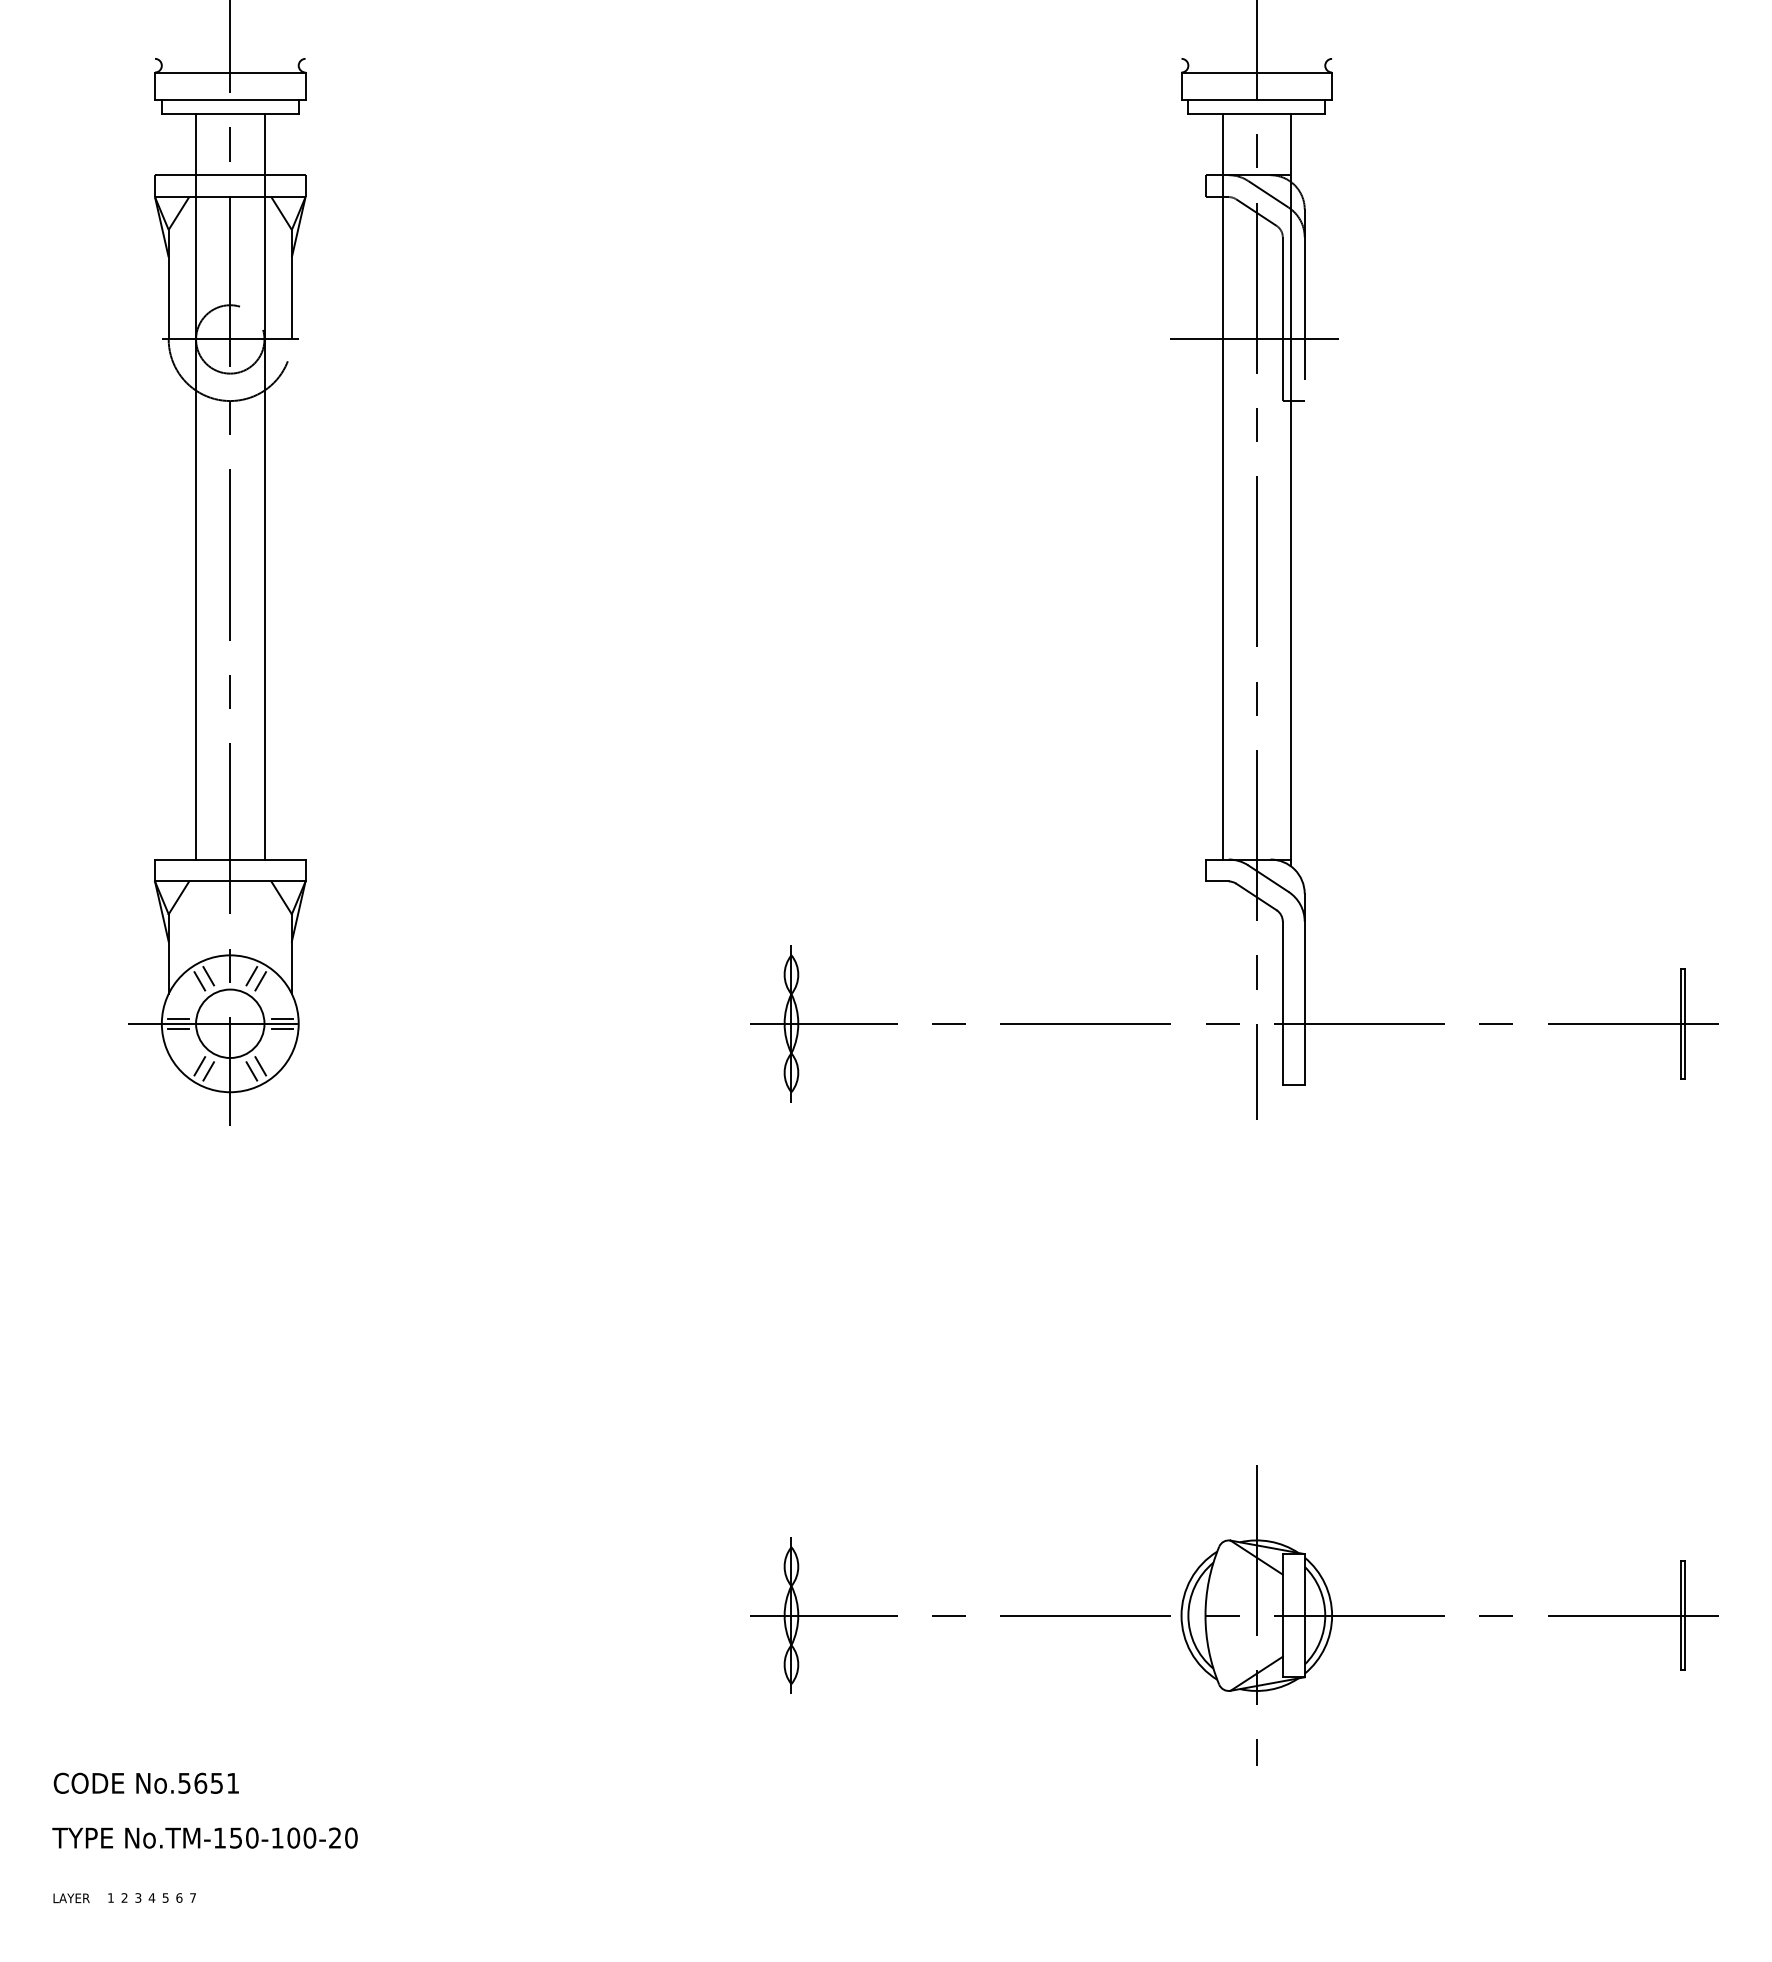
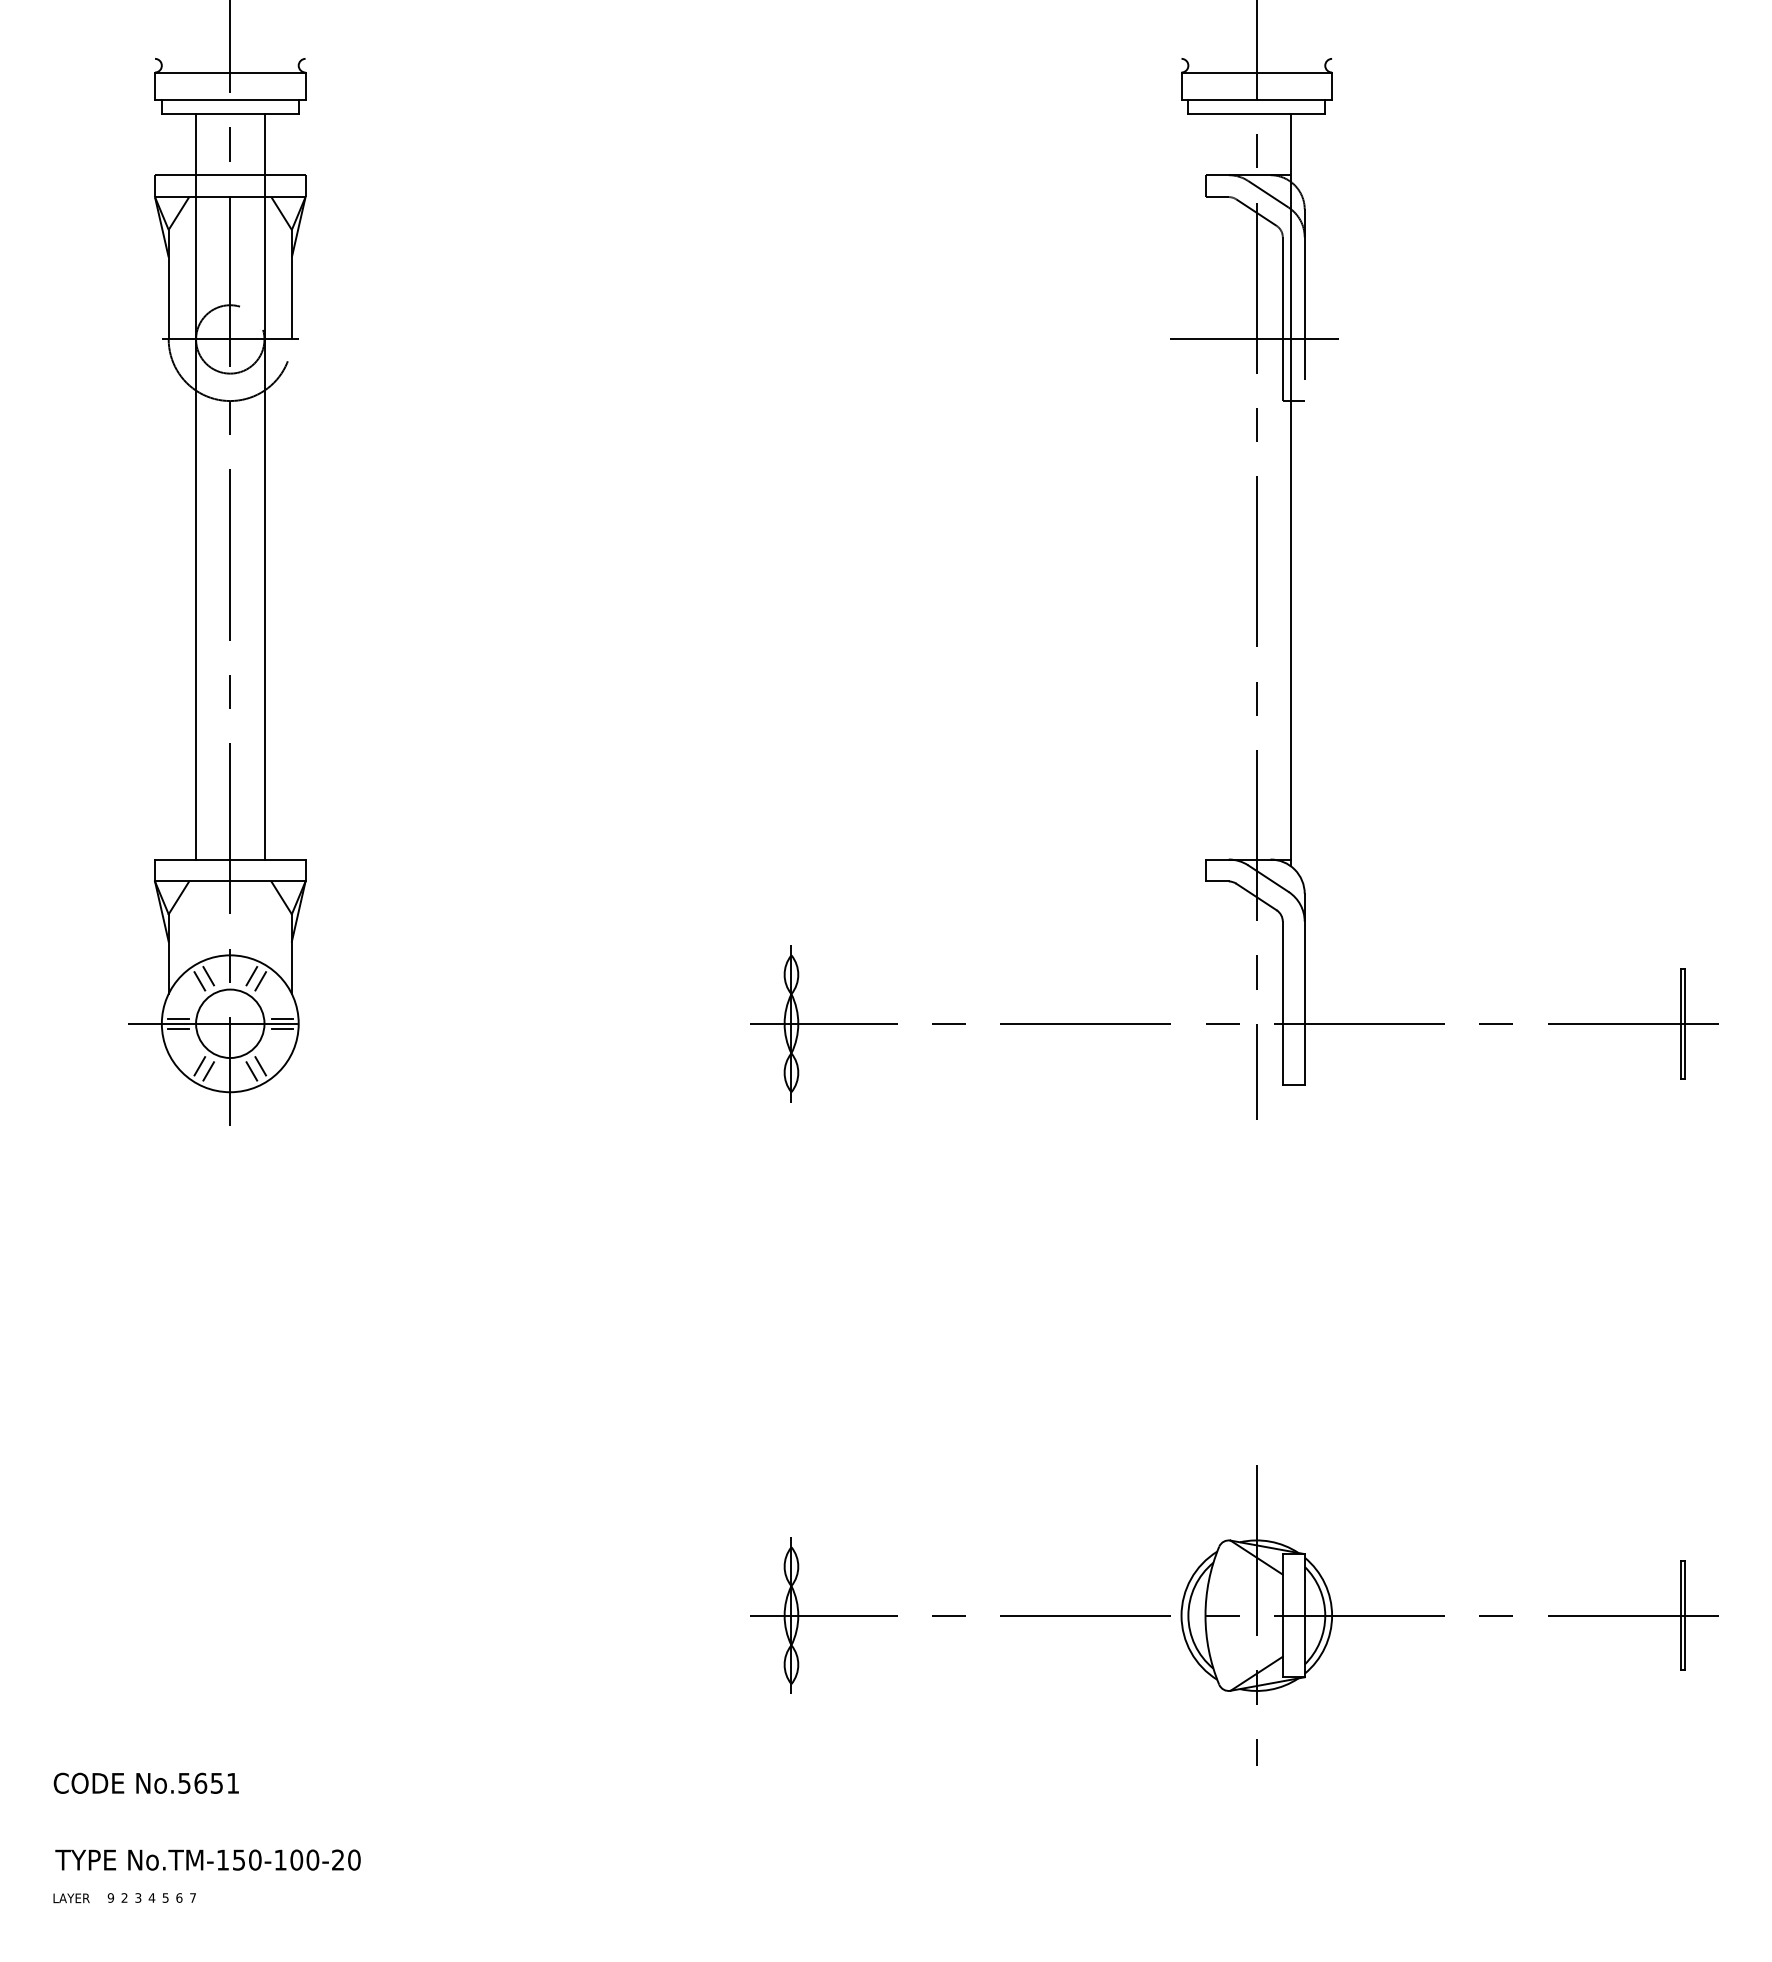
line: present -> none (1222, 486)
text position: (204, 1837) -> (207, 1859) (207, 1859)
text: 1 -> 9 (110, 1897)
